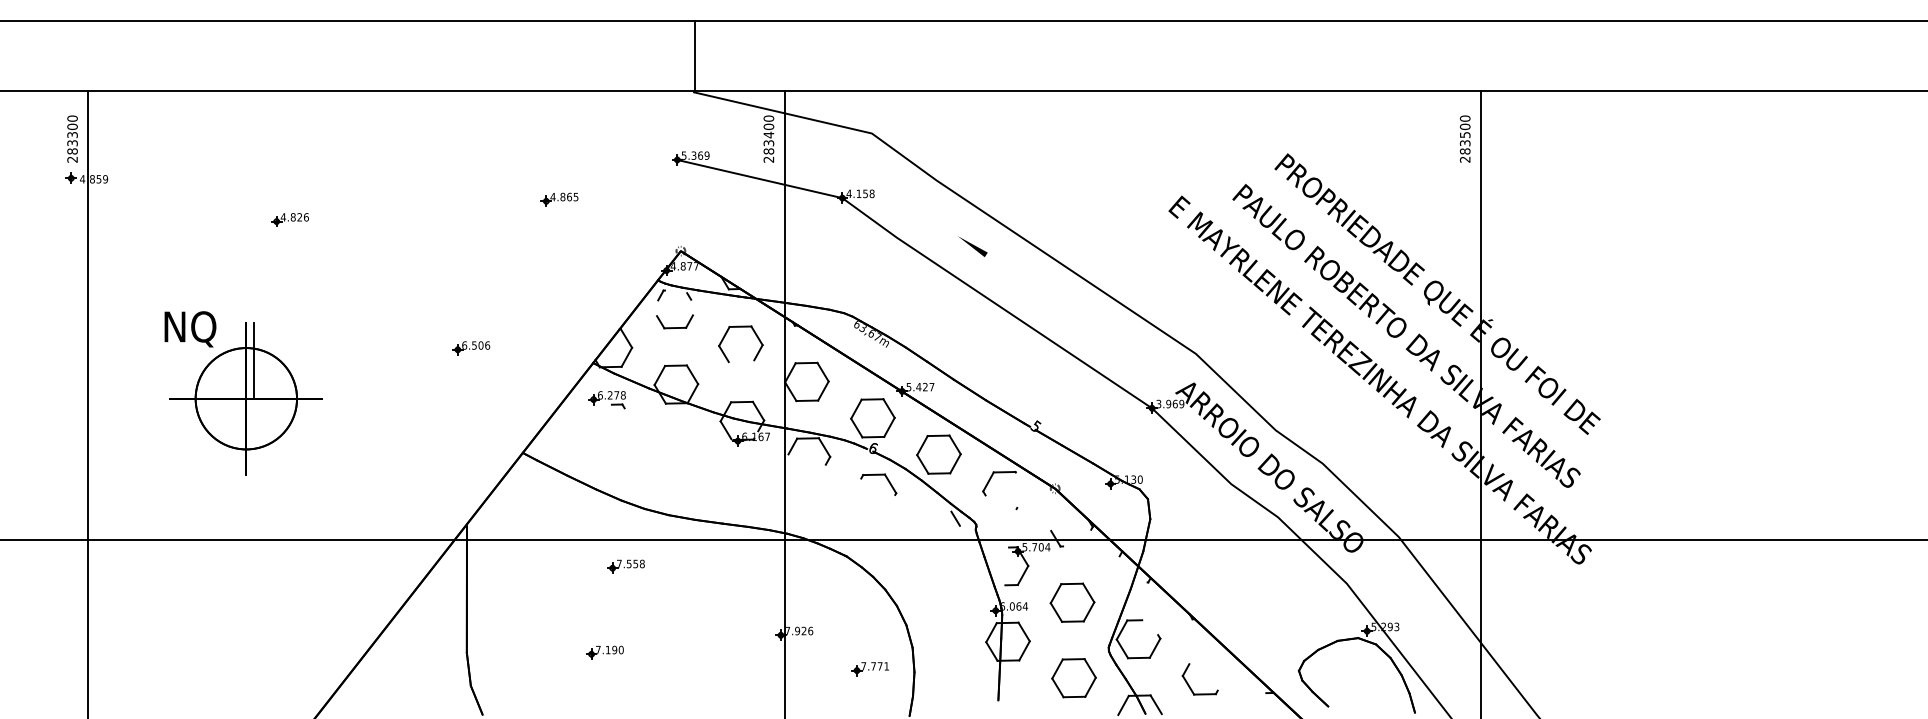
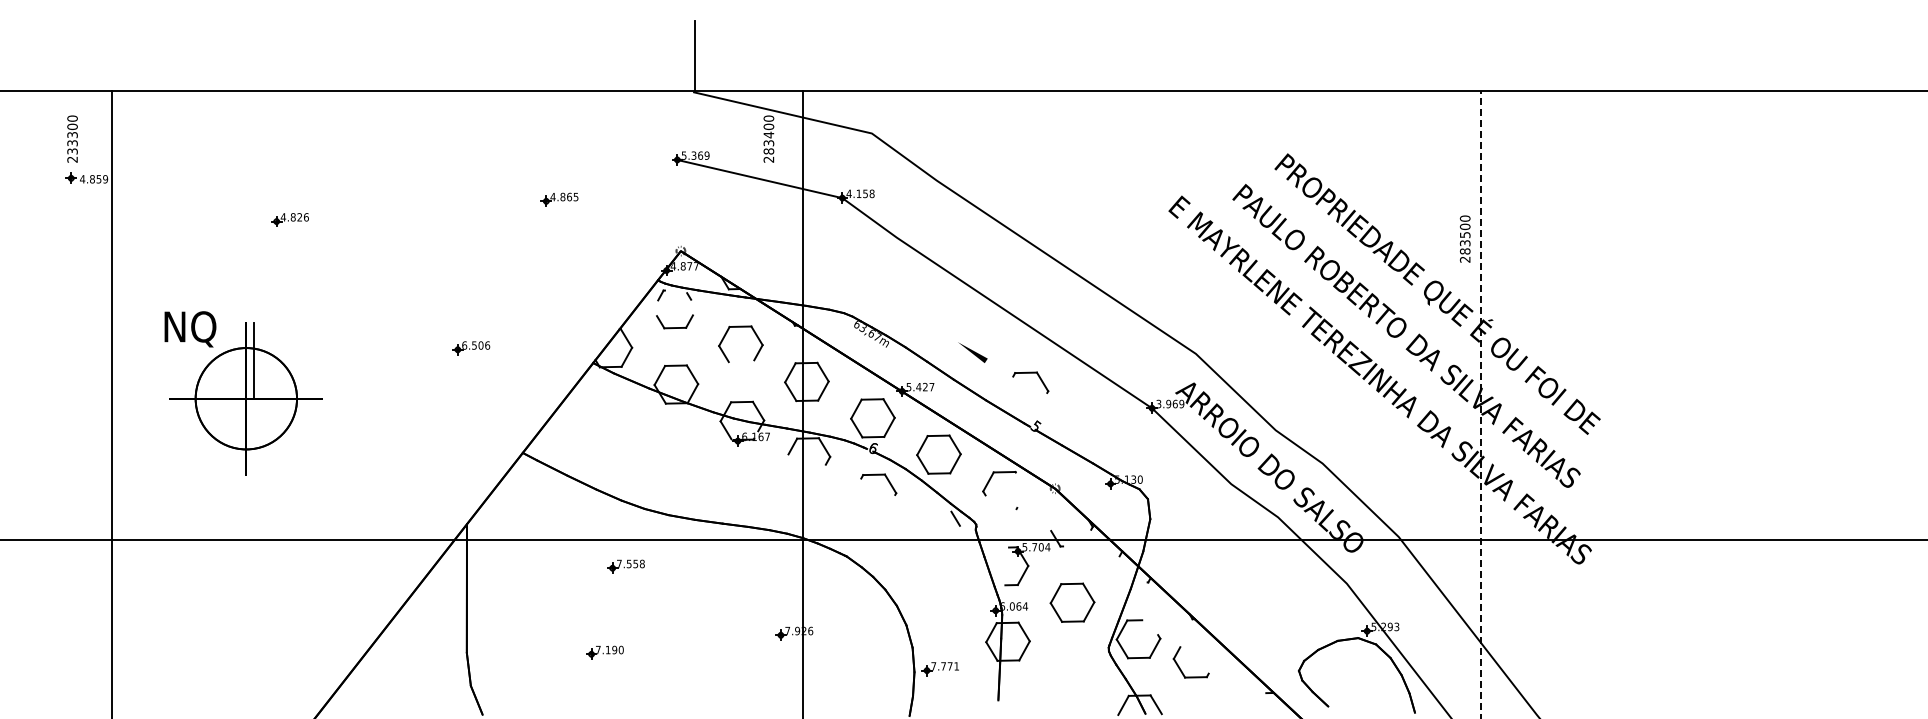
line: present -> none (963, 21)
text position: (1464, 138) -> (1464, 238) (1464, 238)
text: 283300 -> 233300 (72, 151)
line position: (972, 246) -> (972, 352) (972, 352)
part: none -> present (1030, 373)
part: present -> none (606, 400)
line position: (88, 402) -> (112, 402) (112, 402)
line position: (784, 402) -> (802, 402) (802, 402)
line: solid -> dashed (1480, 404)
part position: (869, 669) -> (939, 669) (939, 669)
part: present -> none (1073, 678)
part position: (1189, 684) -> (1180, 667) (1180, 667)
